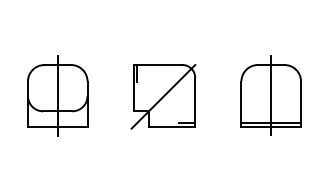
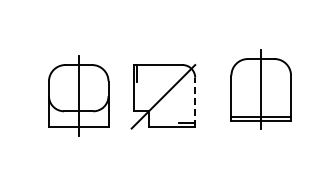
part position: (57, 95) -> (78, 95) (78, 95)
part position: (270, 95) -> (260, 89) (260, 89)
line: solid -> dashed (195, 101)
